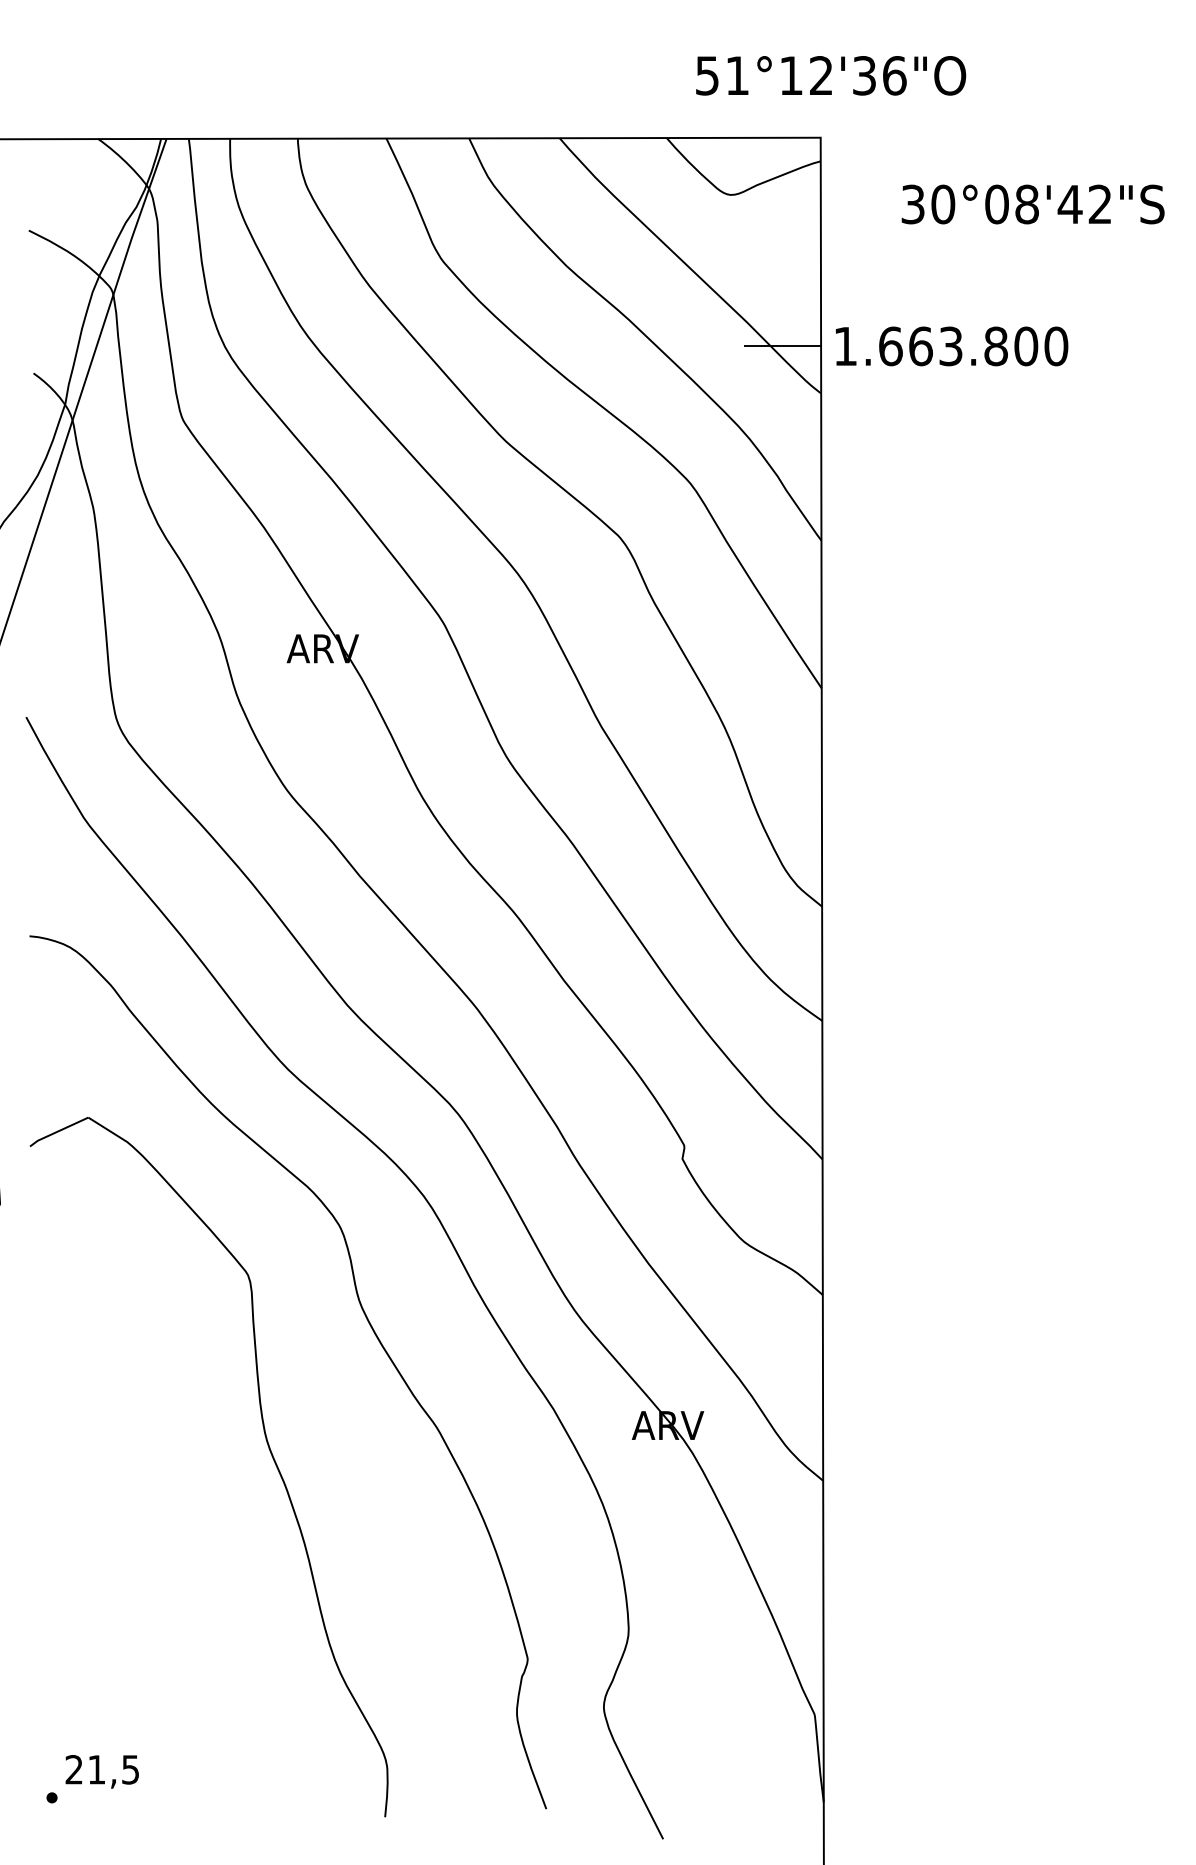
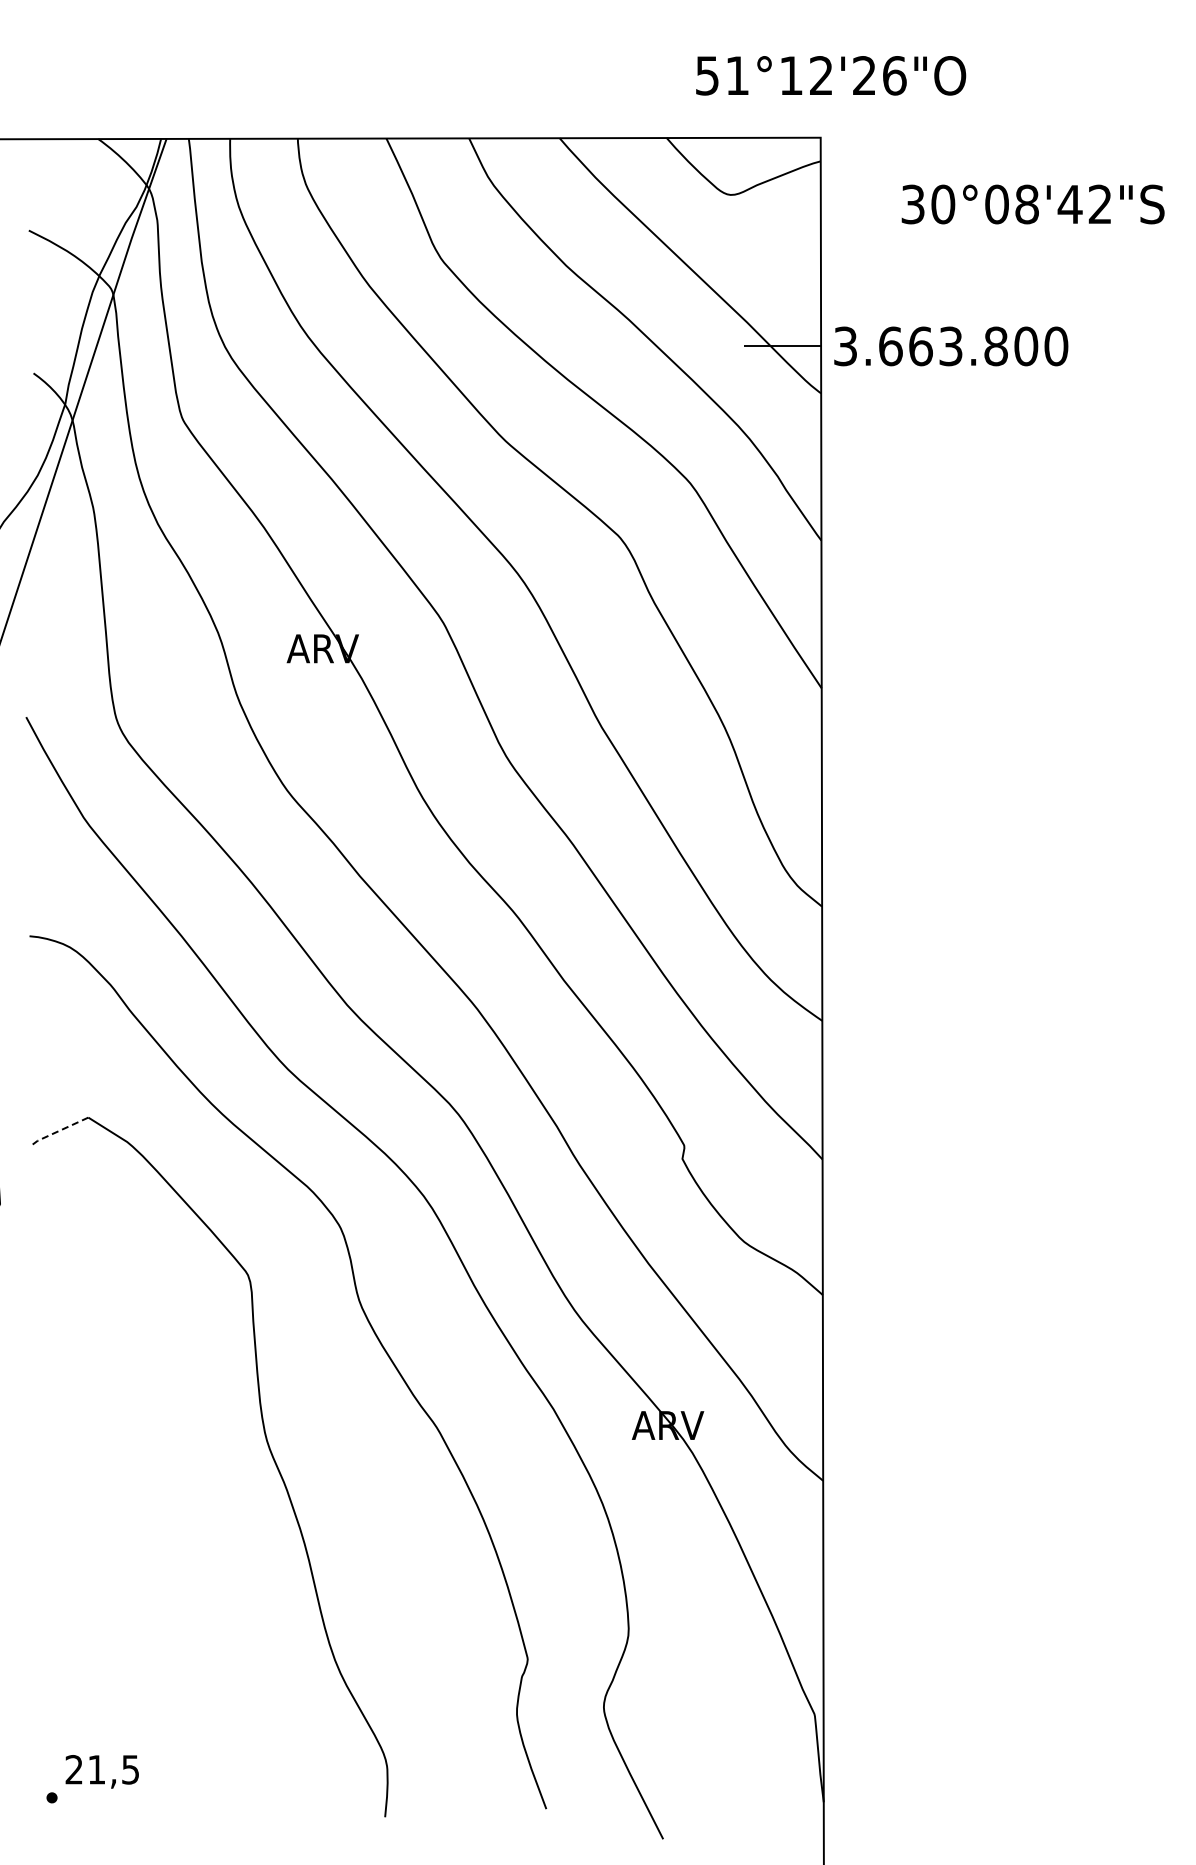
text: 51°12'36"O -> 51°12'26"O (864, 75)
text: 1.663.800 -> 3.663.800 (845, 346)
line: solid -> dashed (57, 1131)
